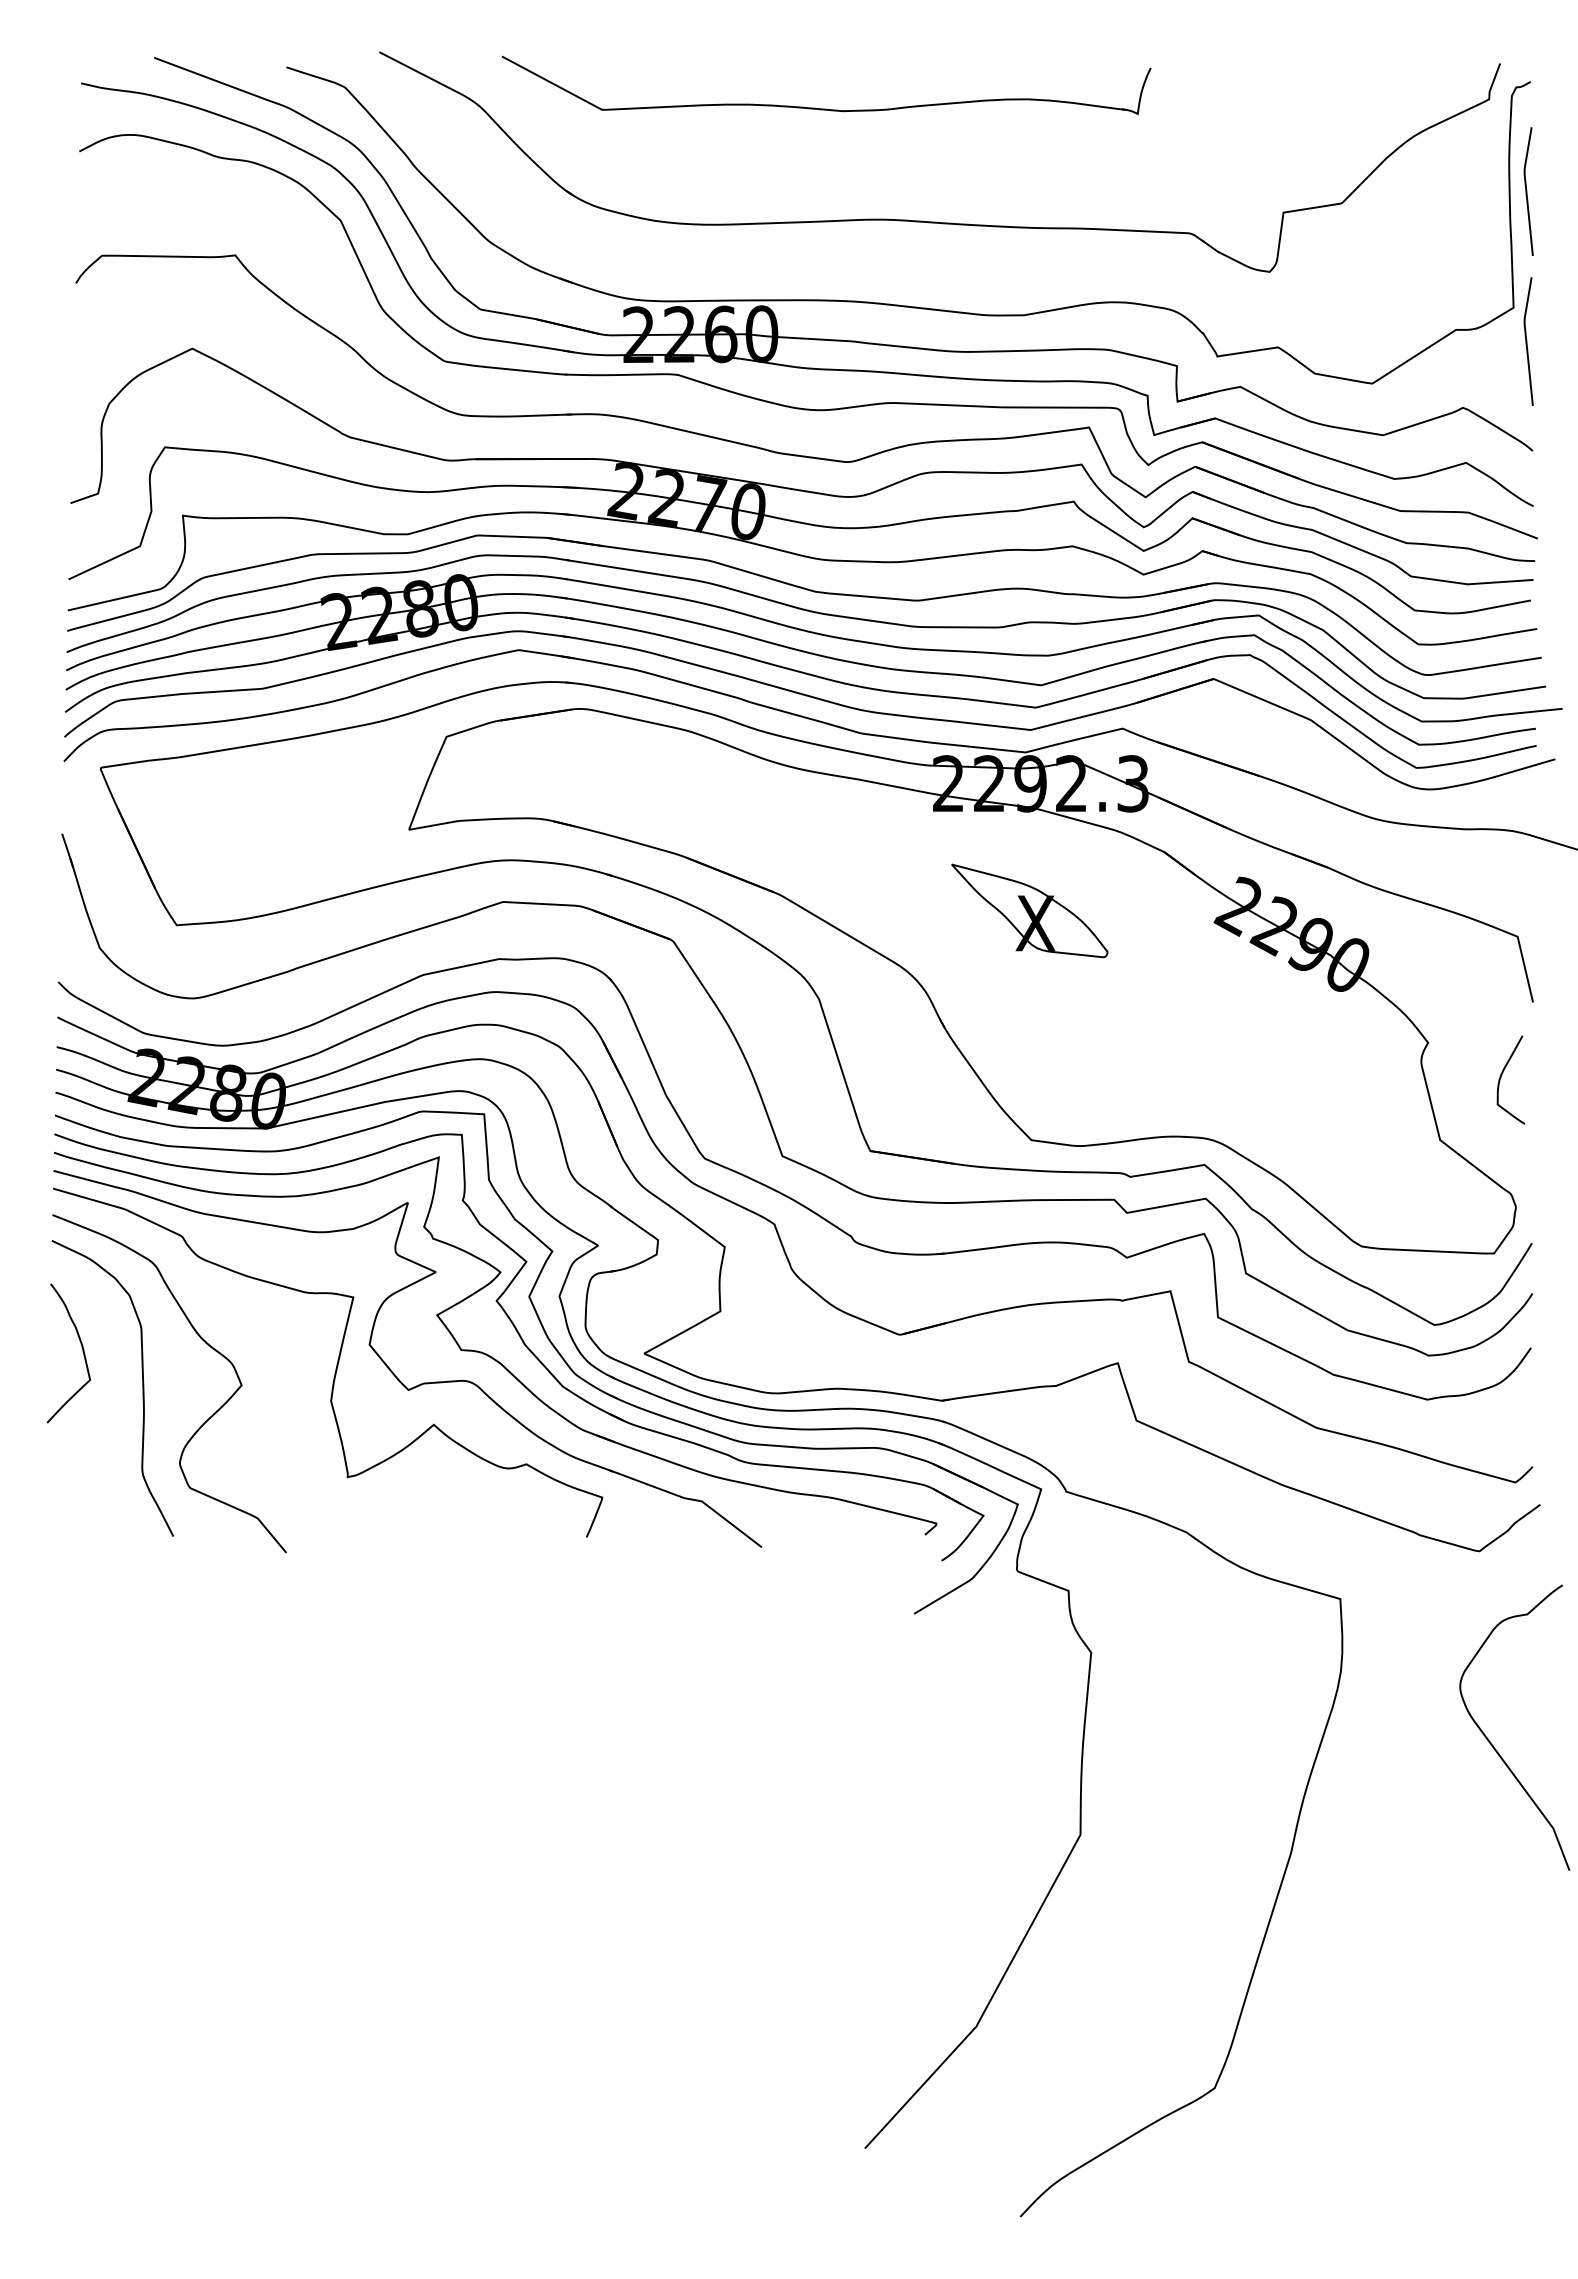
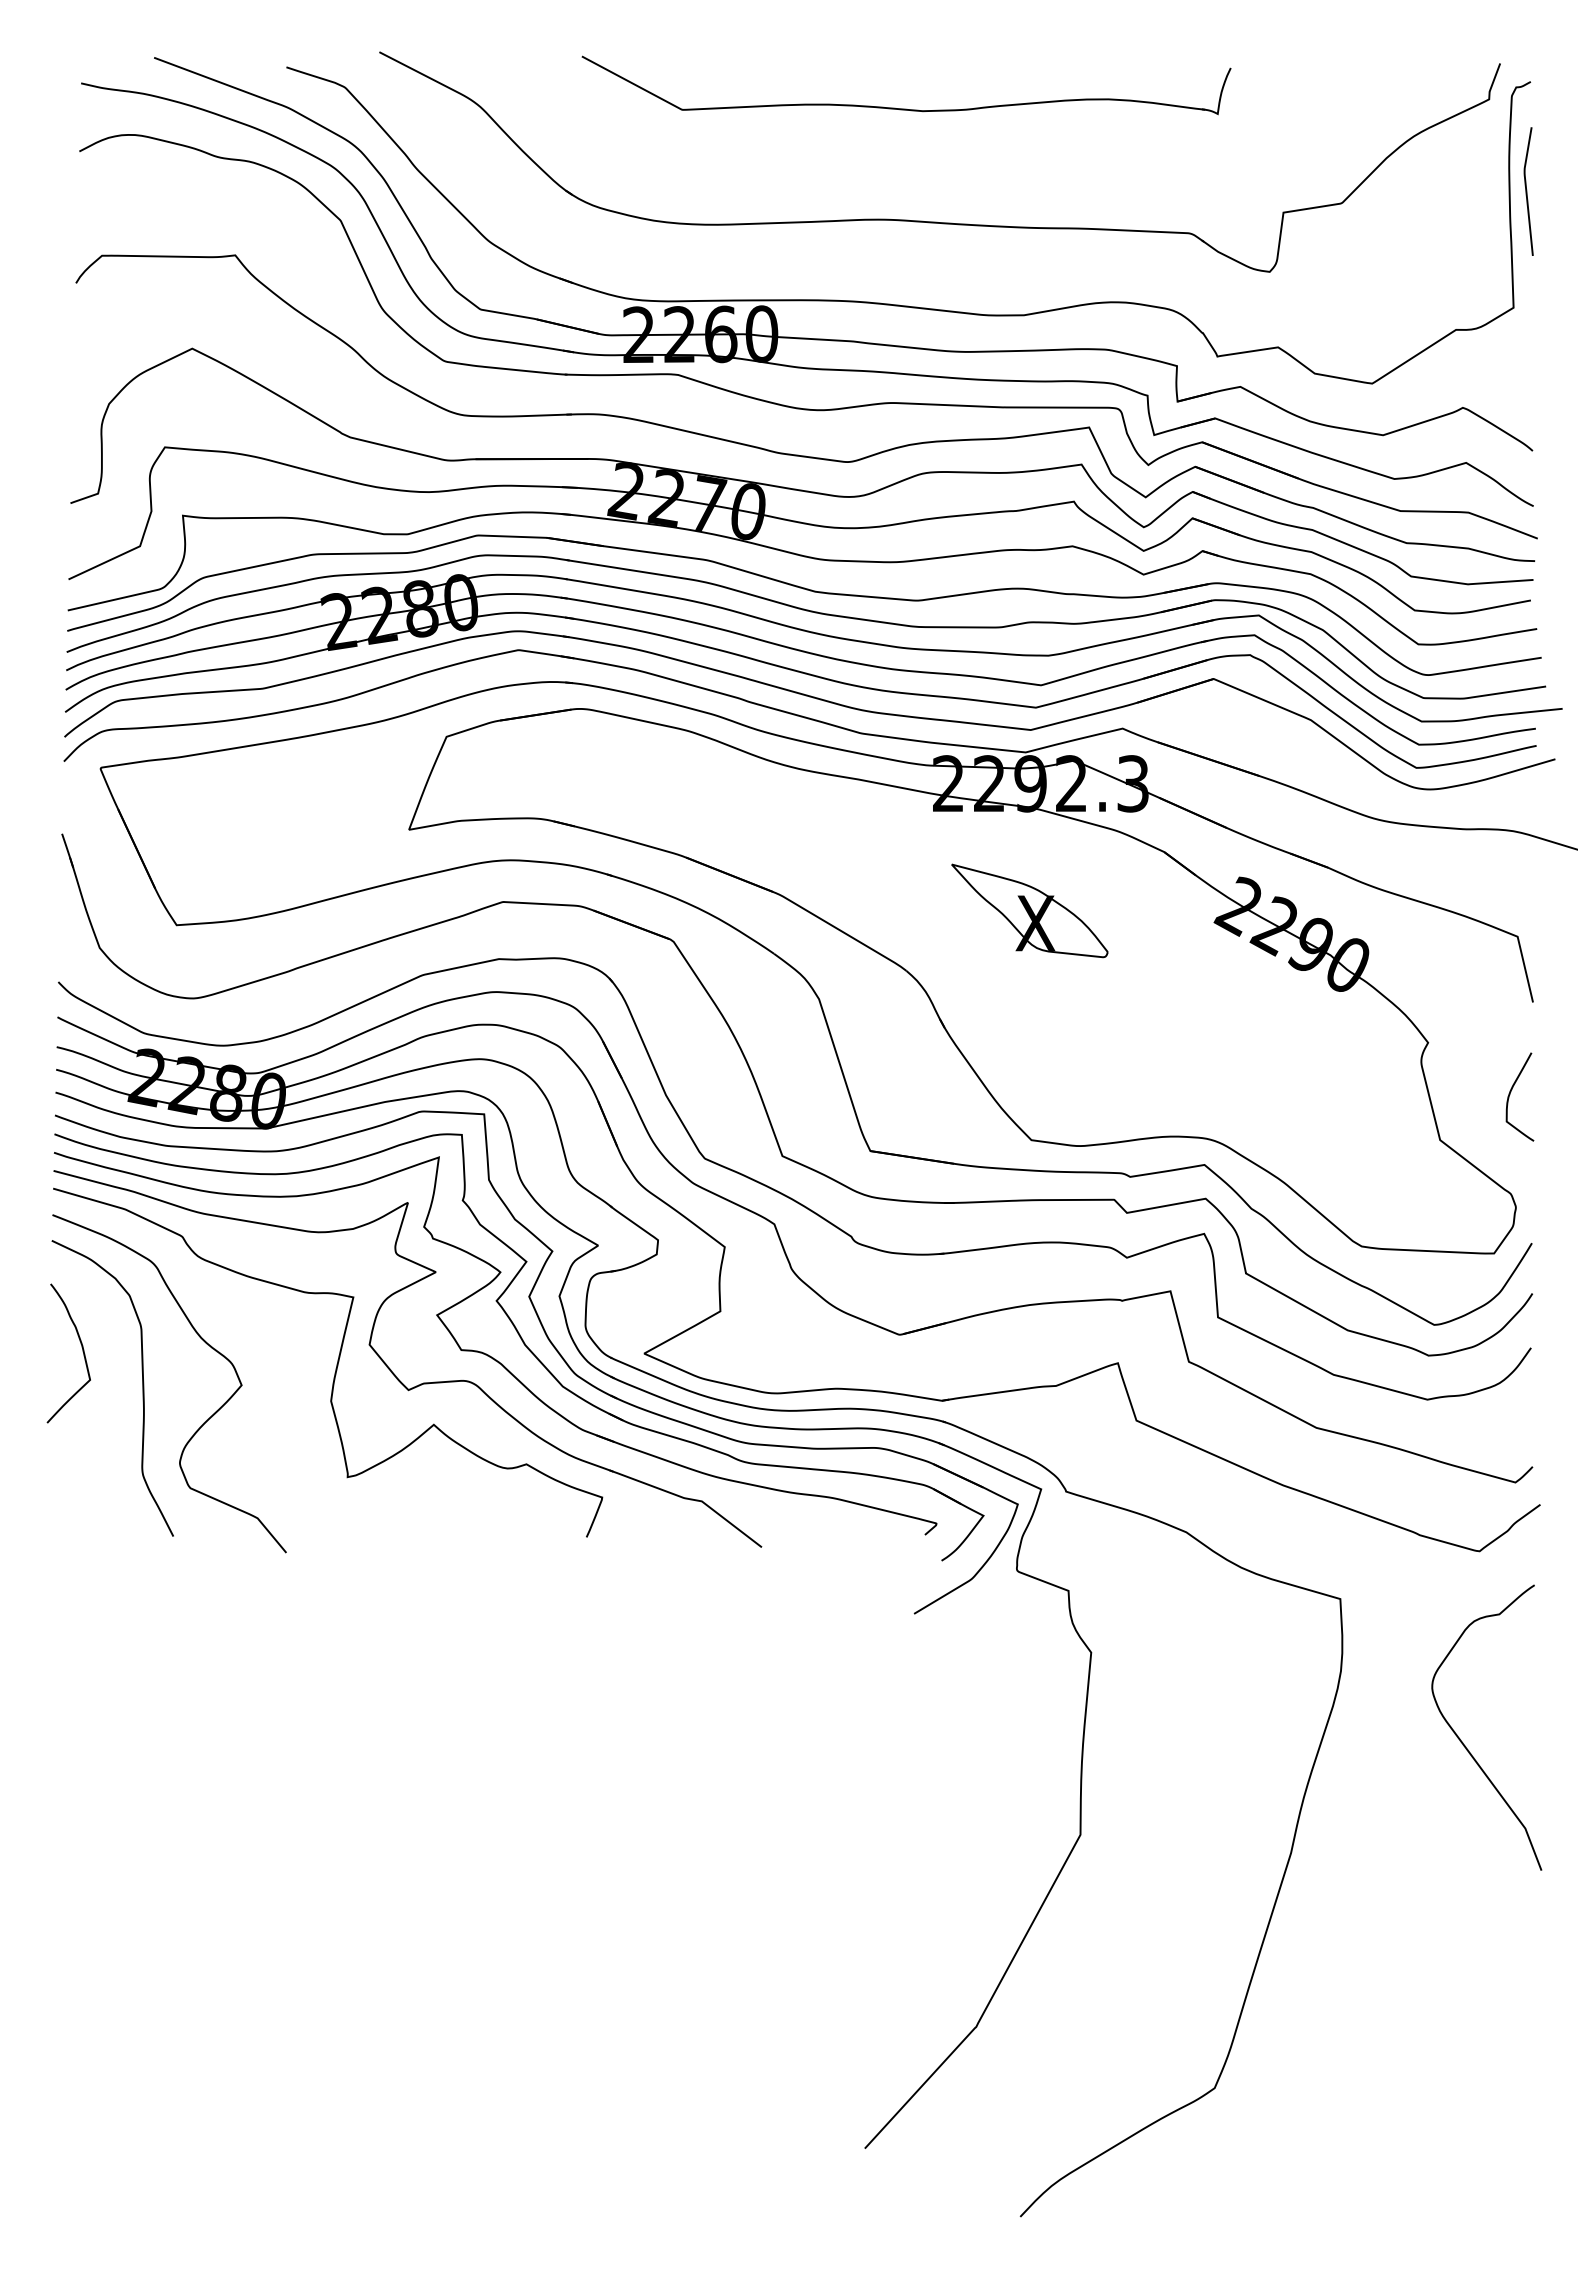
part position: (826, 108) -> (906, 108) (906, 108)
curve: present -> none (1527, 341)
curve position: (1502, 1075) -> (1511, 1092) (1511, 1092)
curve position: (1491, 1742) -> (1463, 1742) (1463, 1742)
